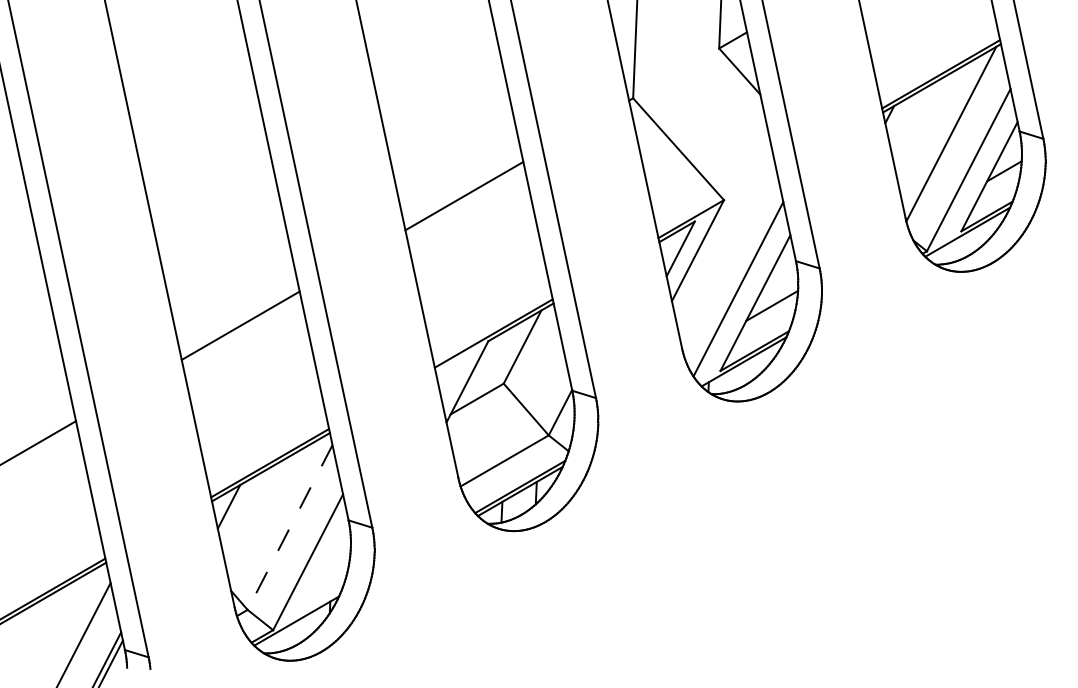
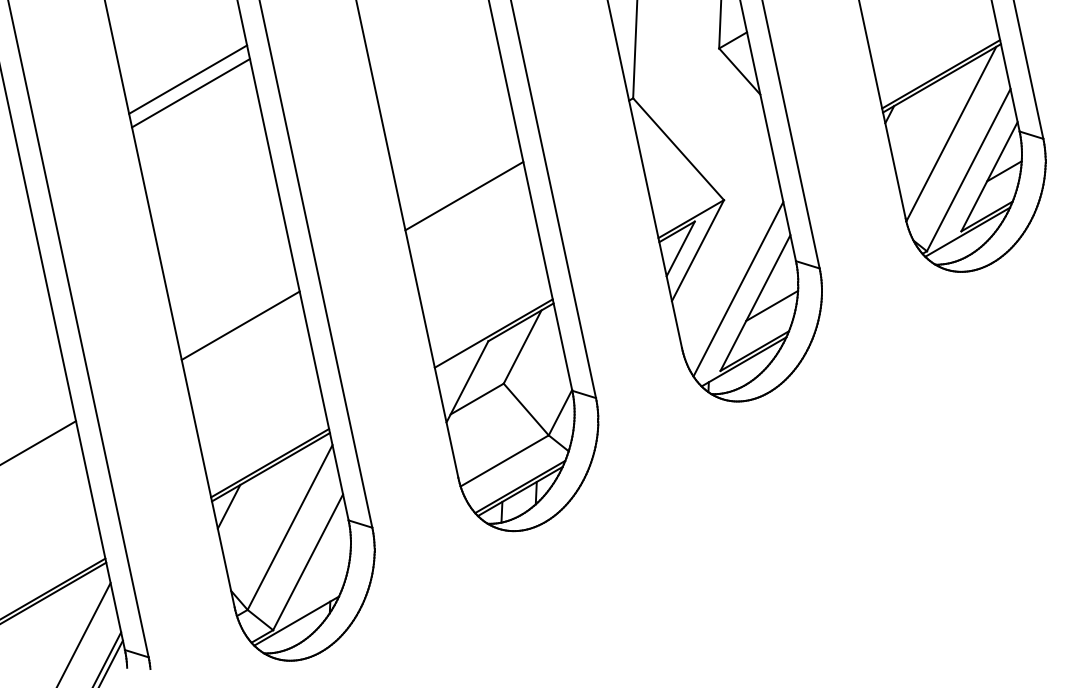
line: none -> present (188, 79)
line: none -> present (190, 93)
line: dashed -> solid (290, 527)
